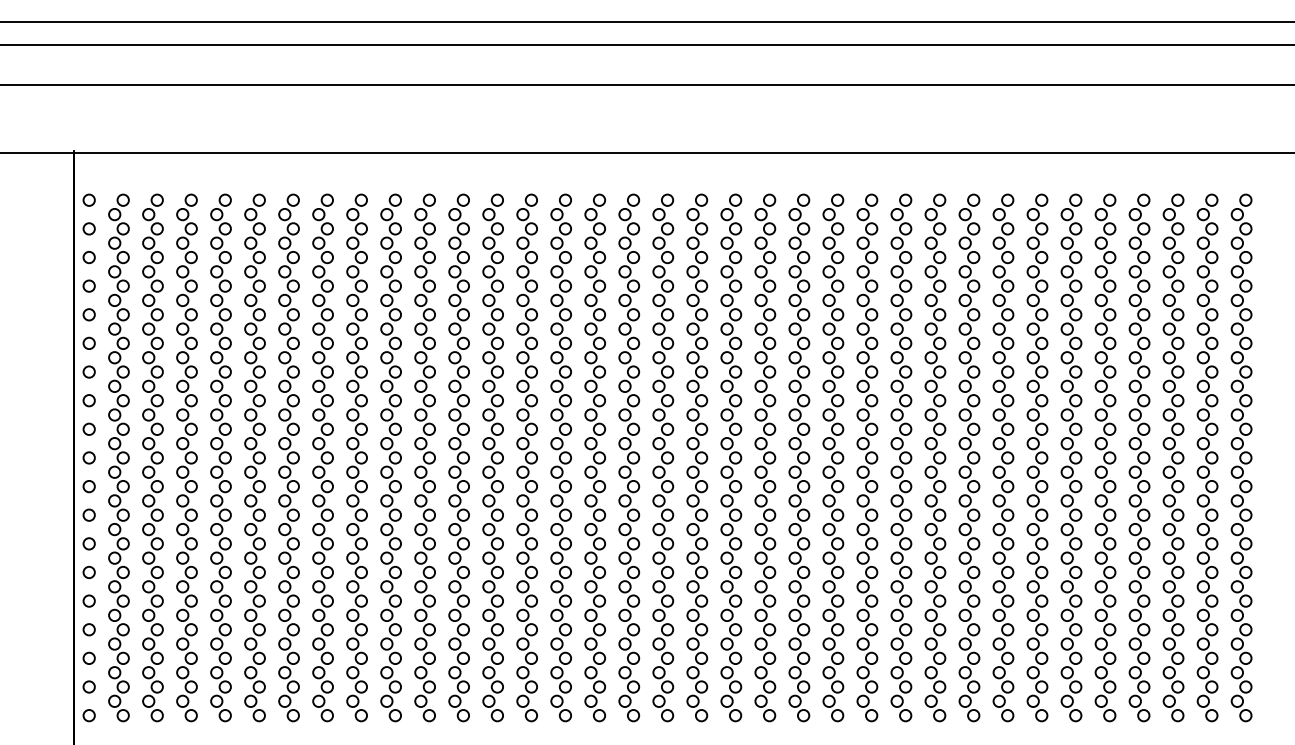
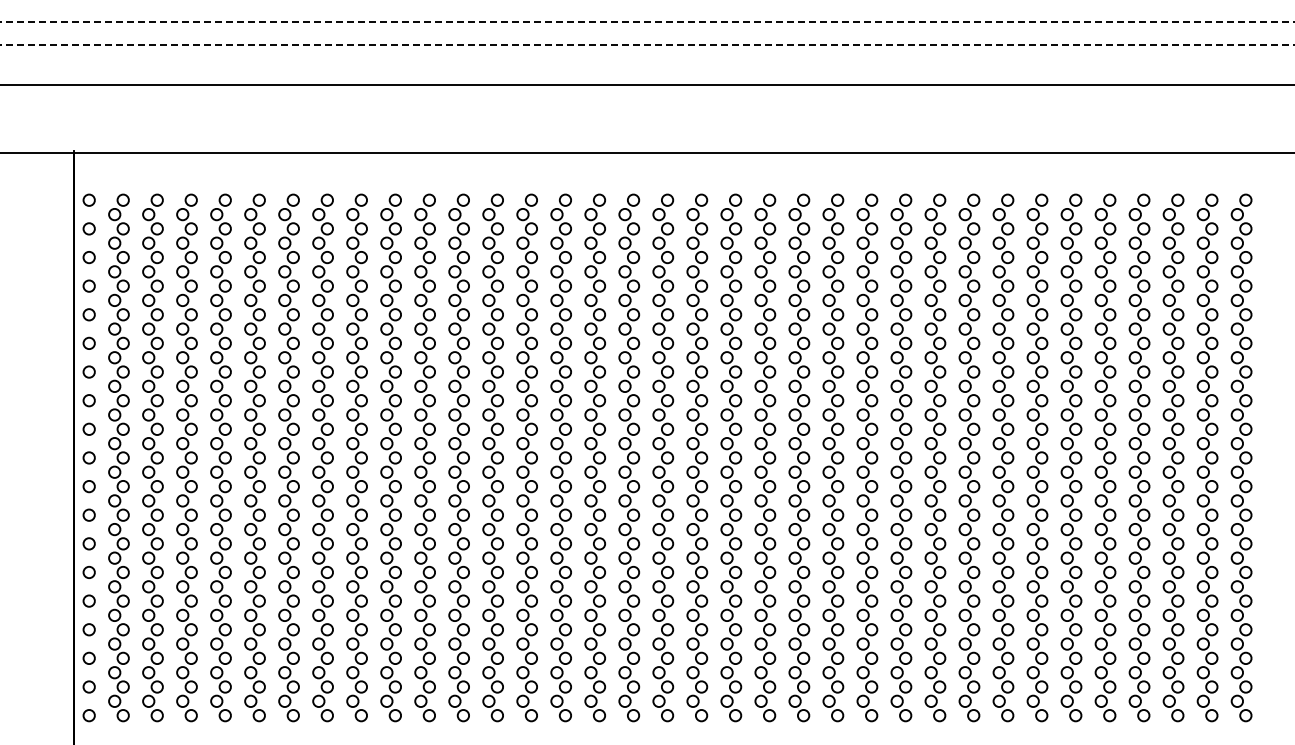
line: solid -> dashed (647, 22)
line: solid -> dashed (647, 44)
